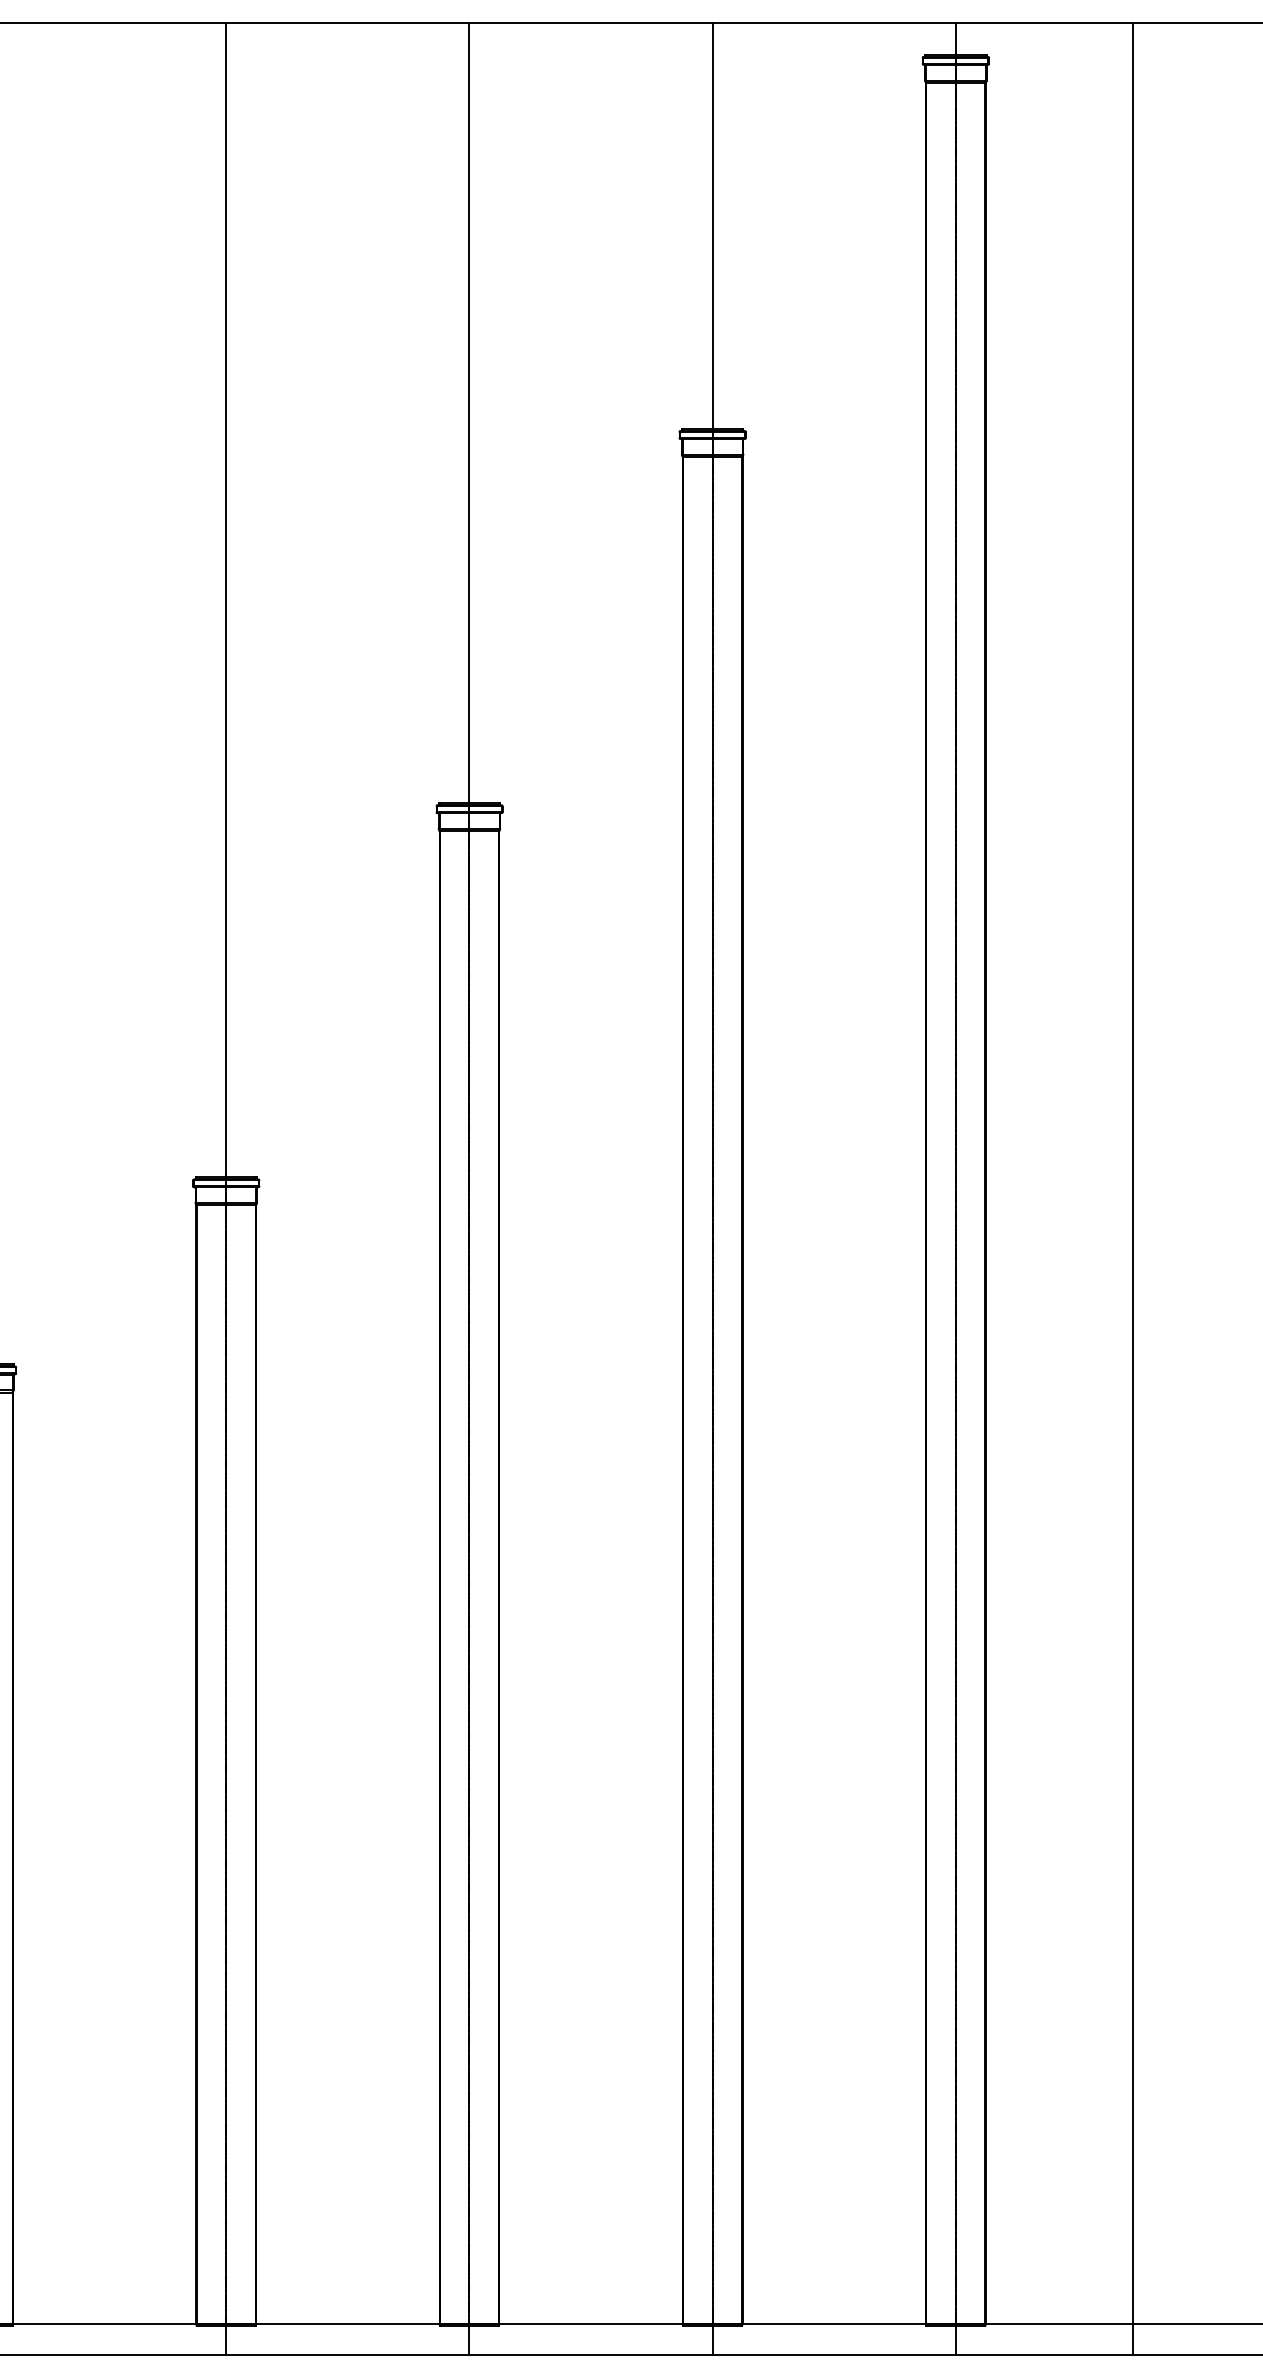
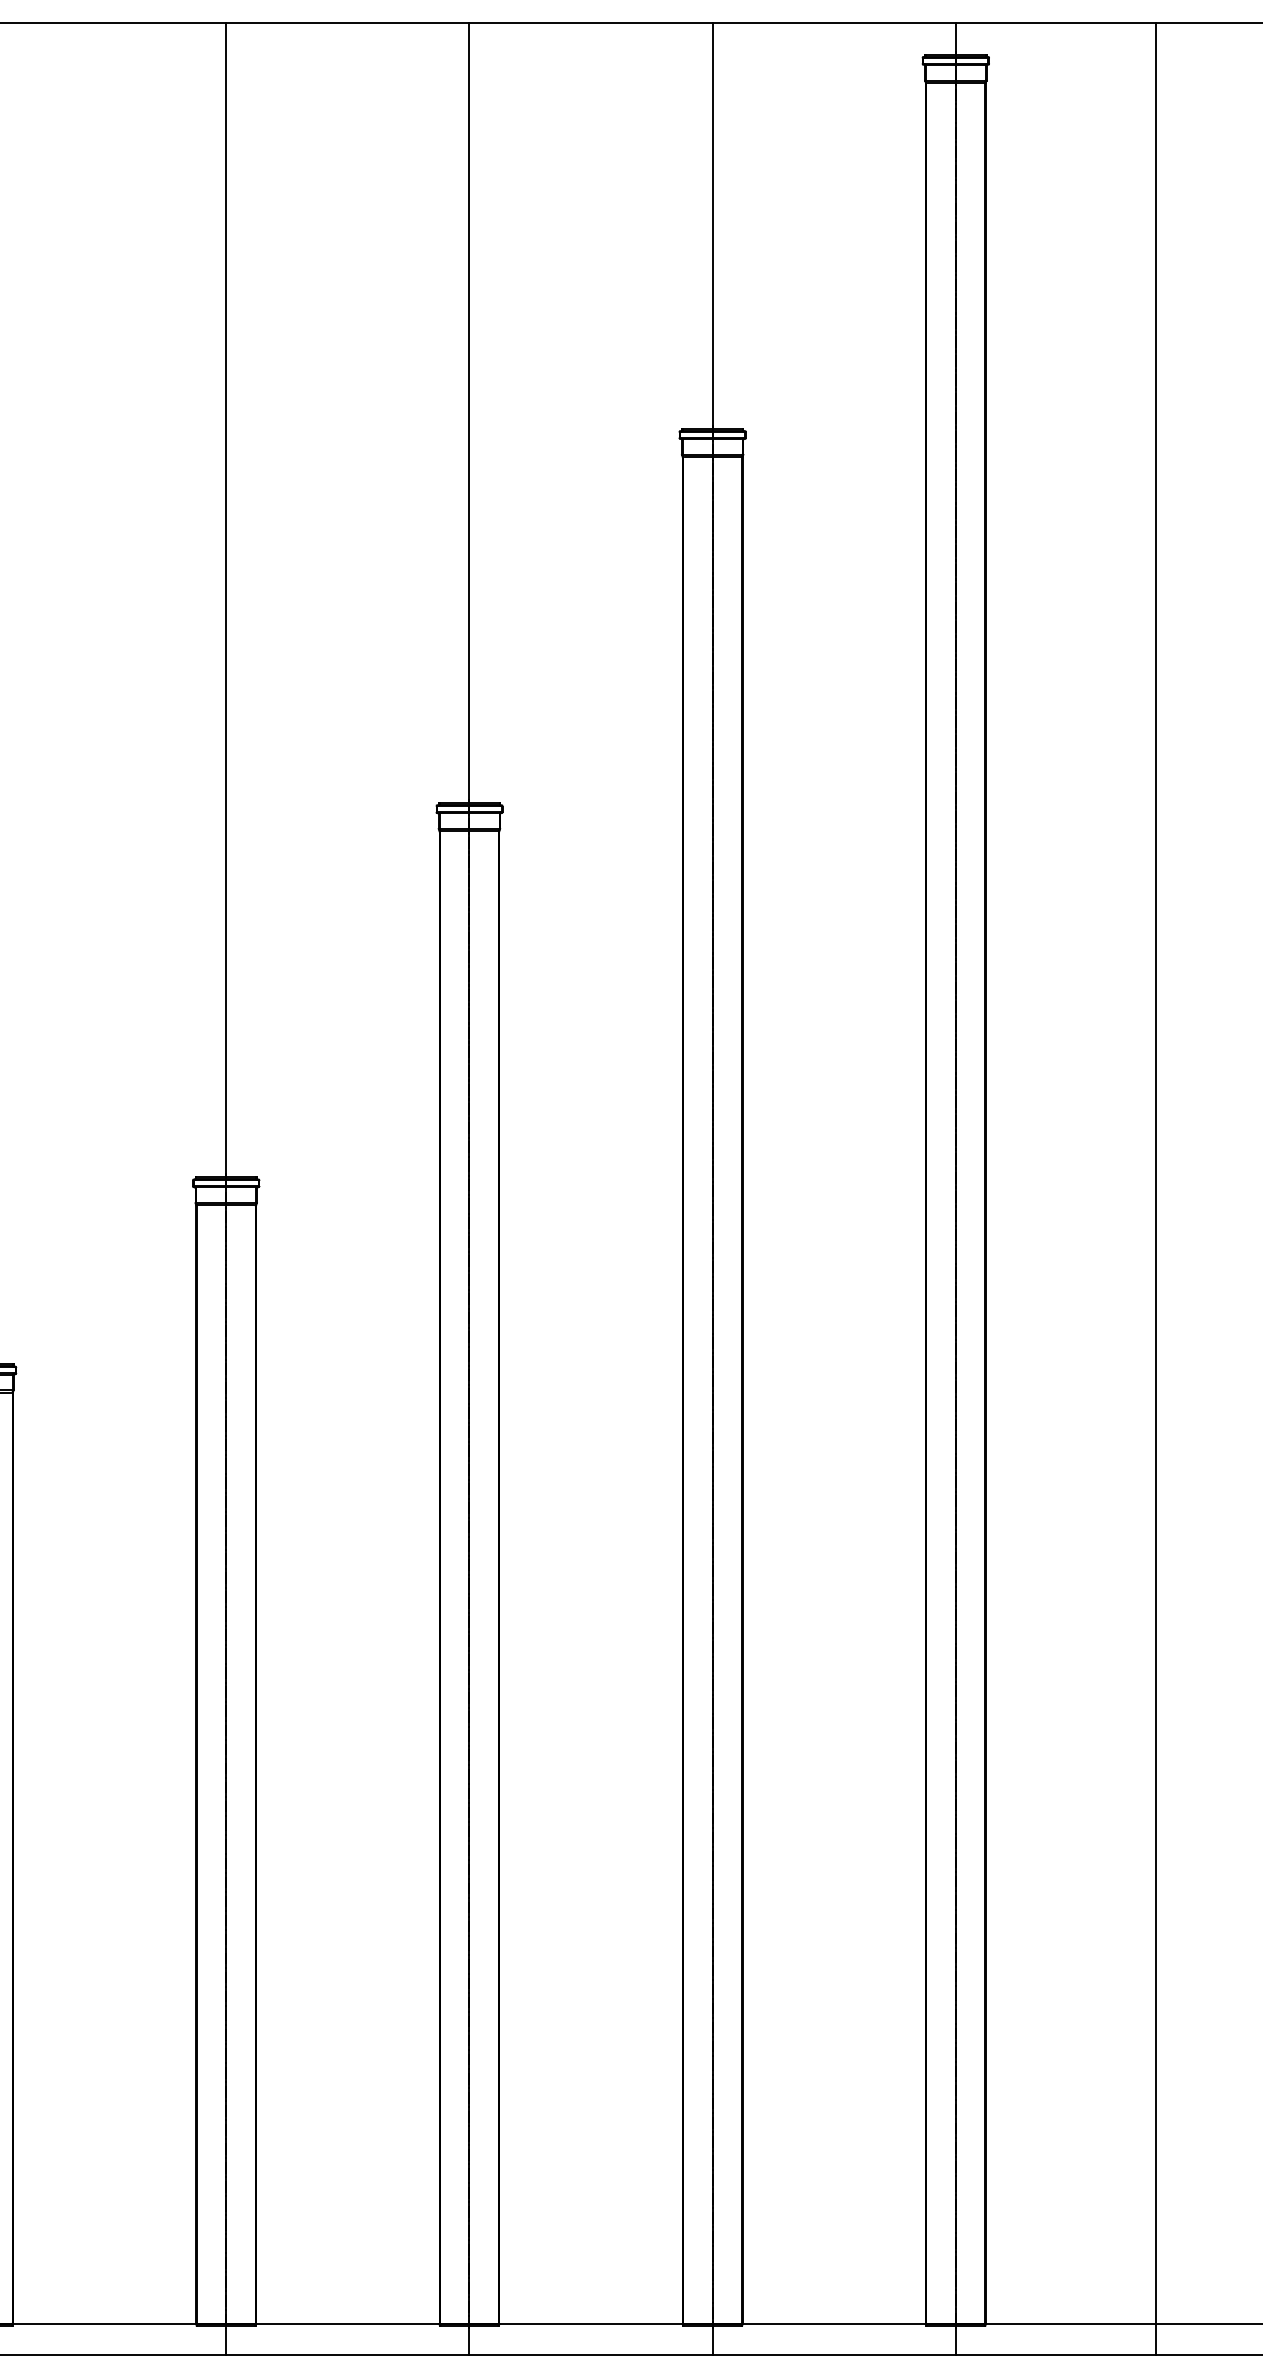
line position: (1133, 1188) -> (1156, 1188) (1156, 1188)
